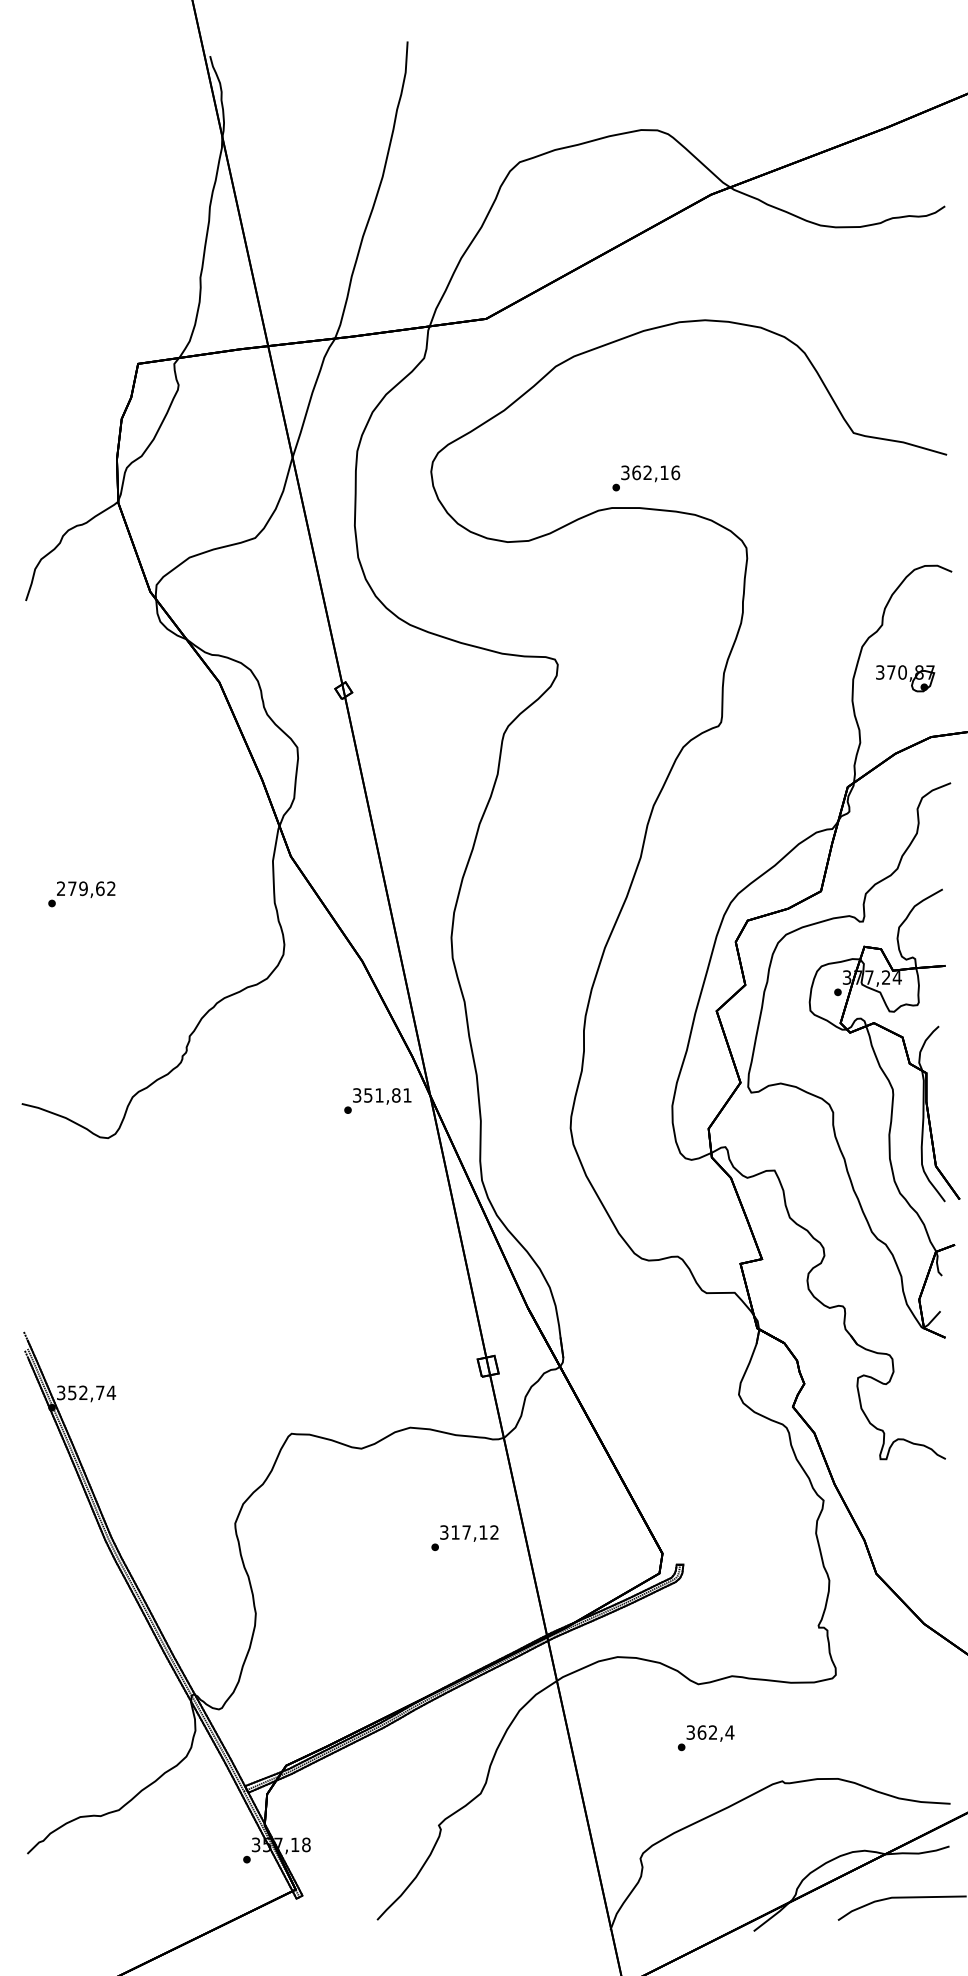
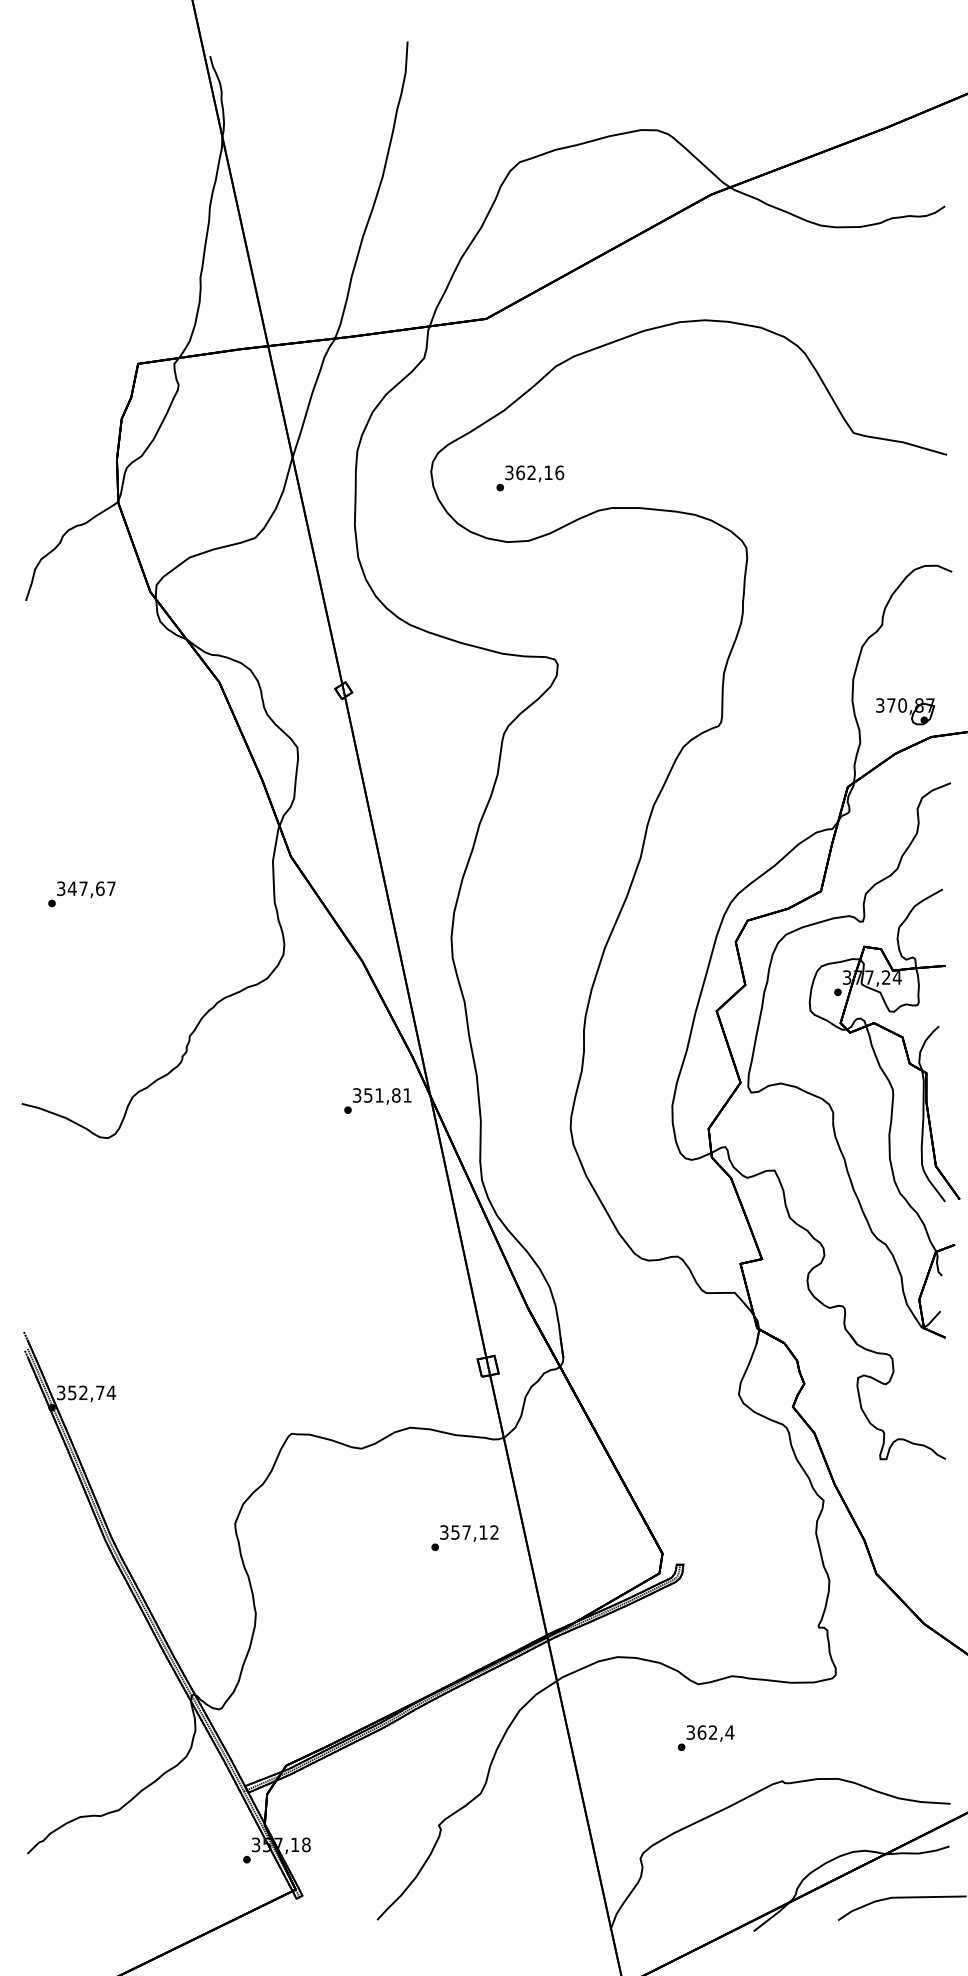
text position: (646, 478) -> (530, 478) (530, 478)
part position: (905, 678) -> (905, 711) (905, 711)
text: 279,62 -> 347,67 (86, 888)
text: 317,12 -> 357,12 (455, 1532)
